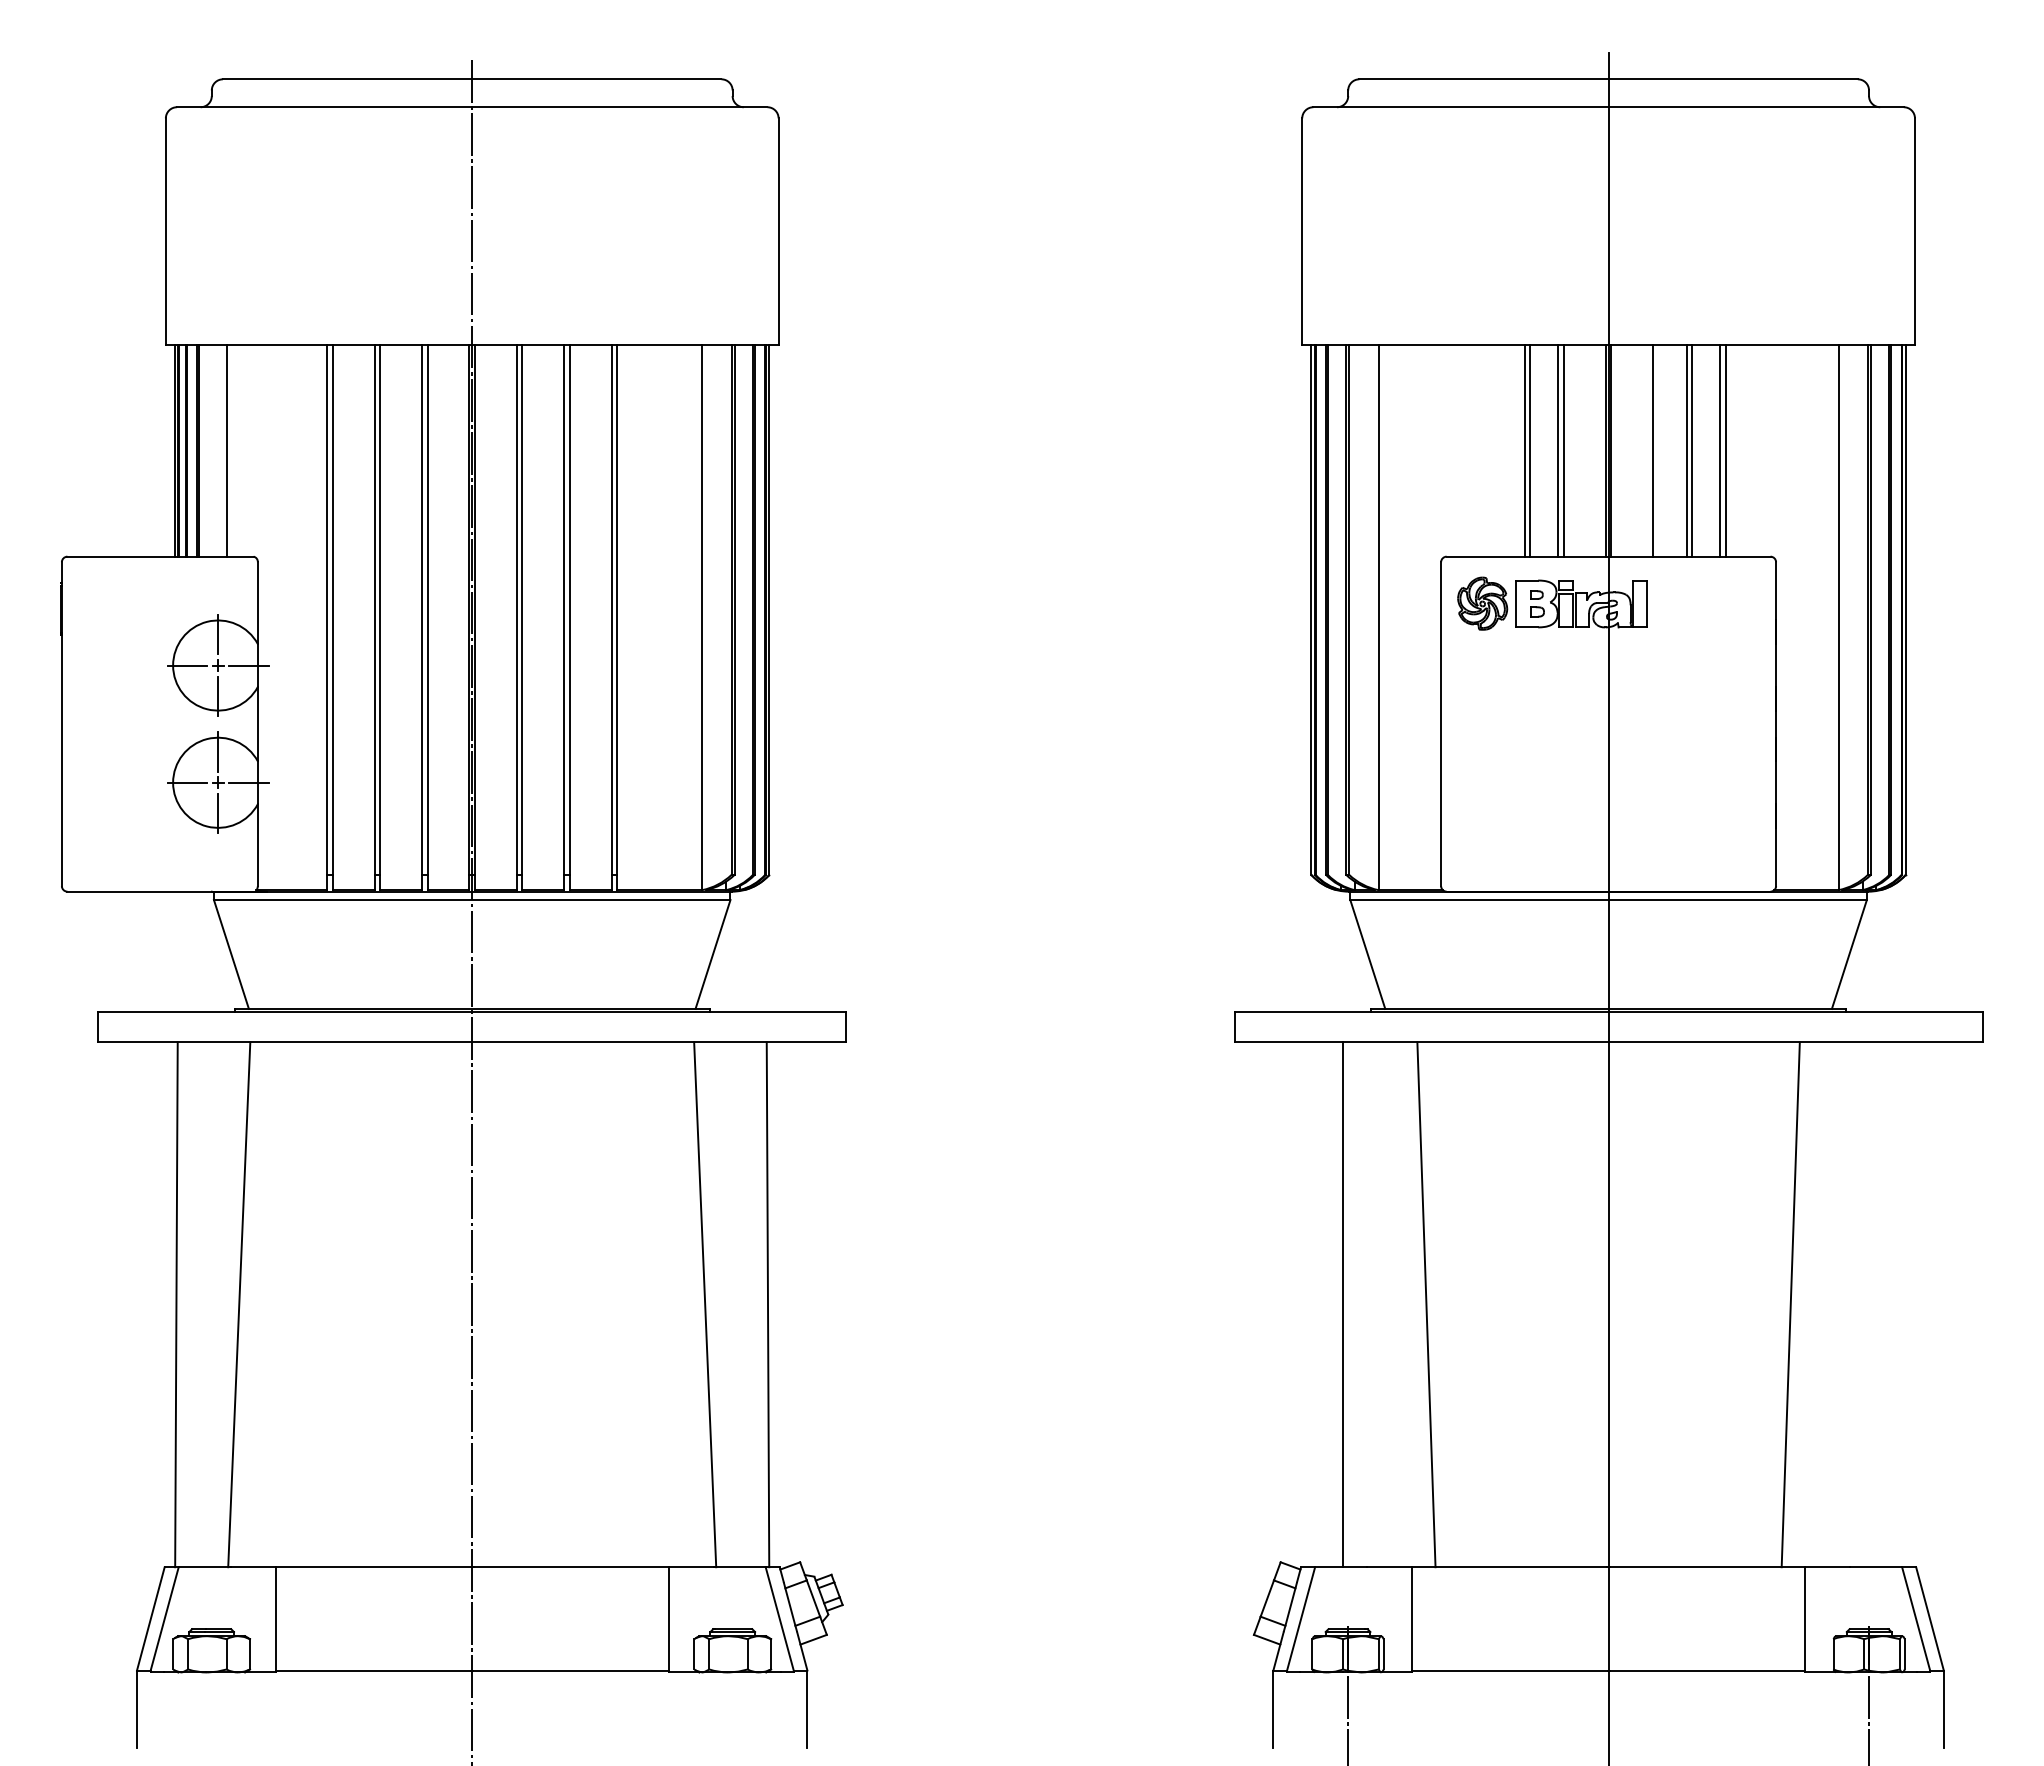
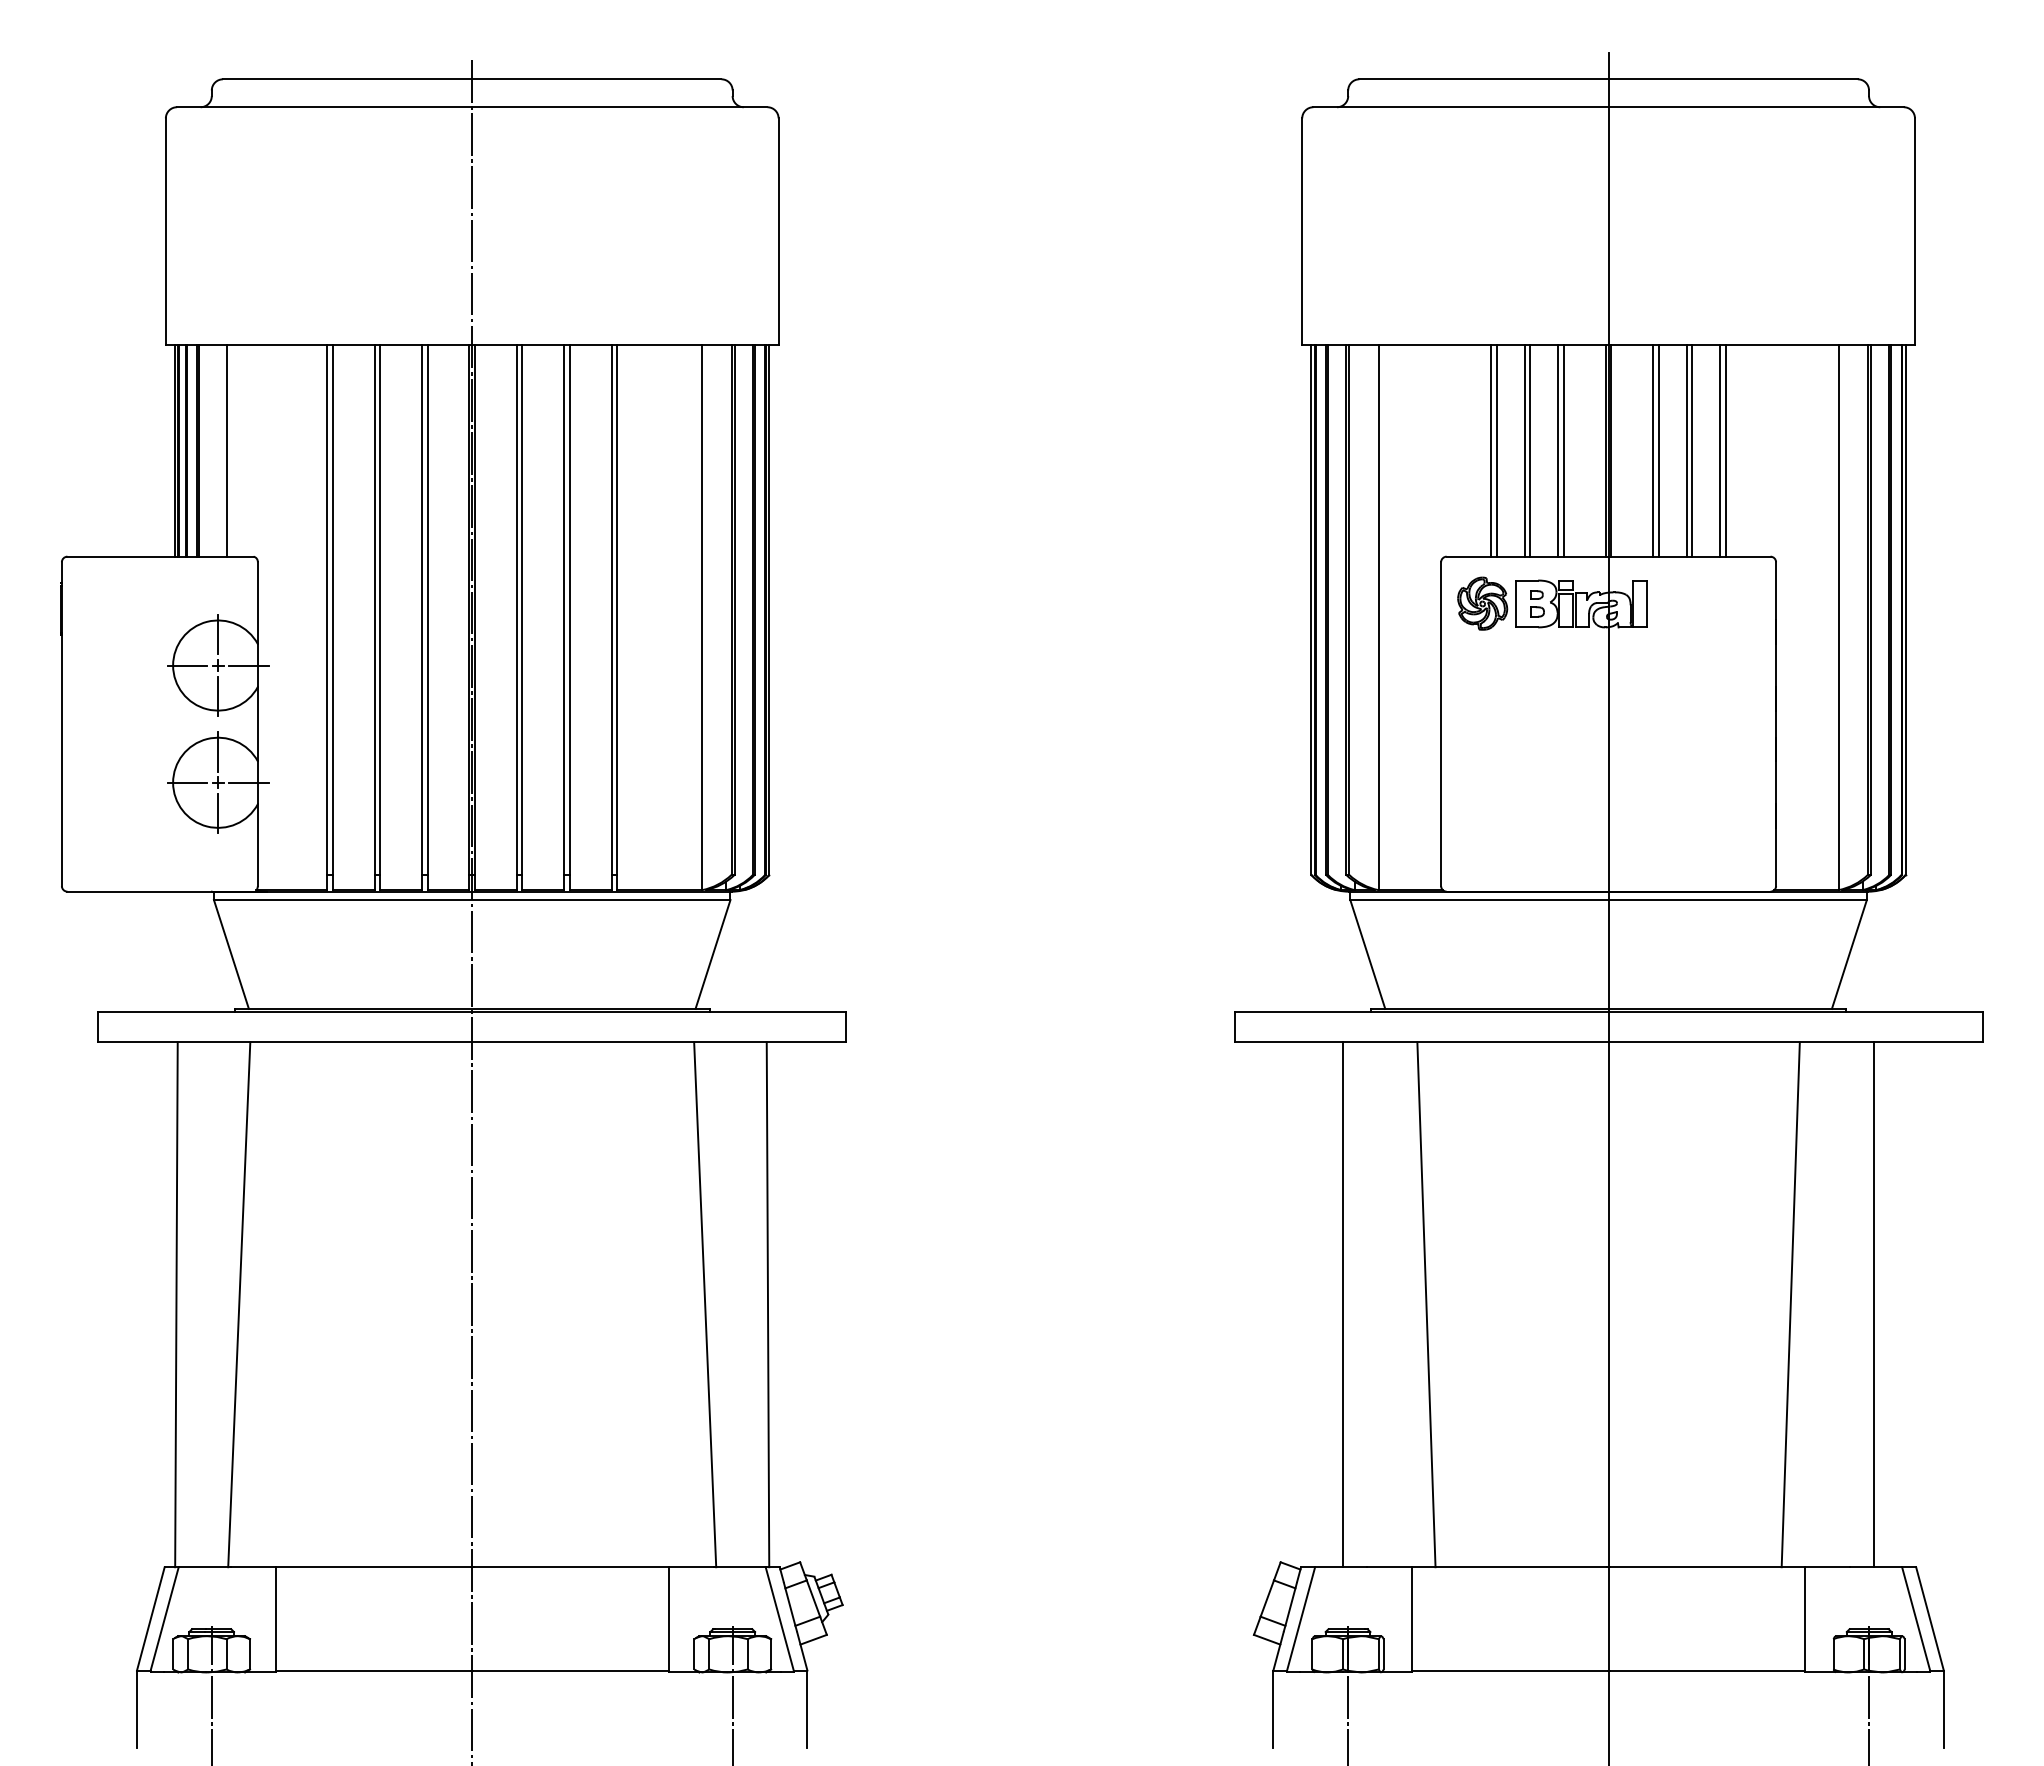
line: none -> present (1491, 450)
line: none -> present (1496, 450)
line: none -> present (1658, 450)
line: none -> present (1873, 1304)
line: none -> present (211, 1694)
line: none -> present (732, 1694)
